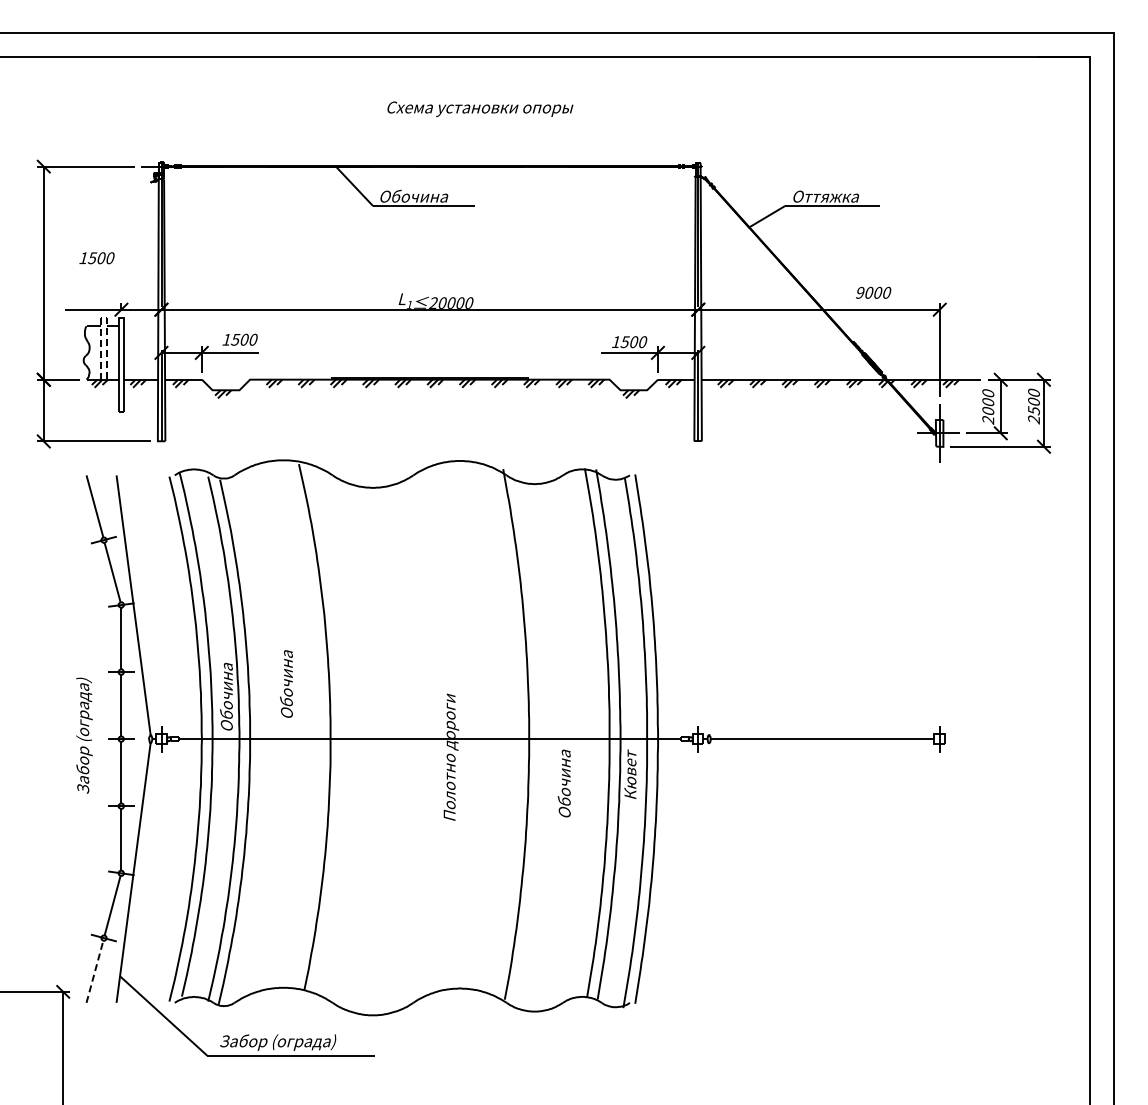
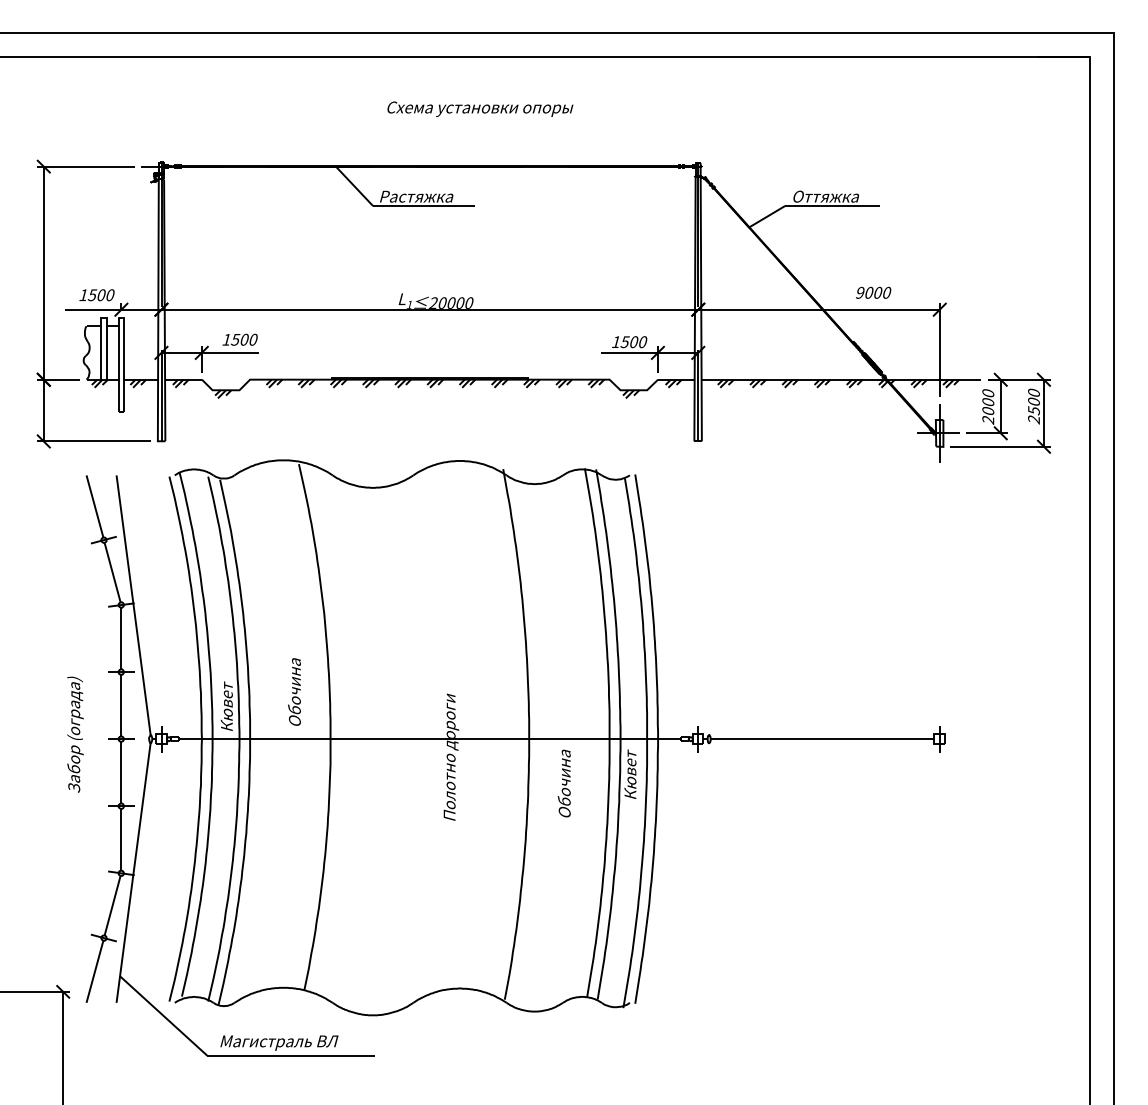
text: Обочина -> Растяжка (416, 195)
text position: (96, 258) -> (96, 295) (96, 295)
line: dashed -> solid (103, 318)
text position: (286, 683) -> (294, 691) (294, 691)
text: Обочина -> Кювет (225, 696)
text position: (84, 735) -> (75, 734) (75, 734)
line: dashed -> solid (95, 971)
text: Забор (ограда) -> Магистраль ВЛ (279, 1042)
